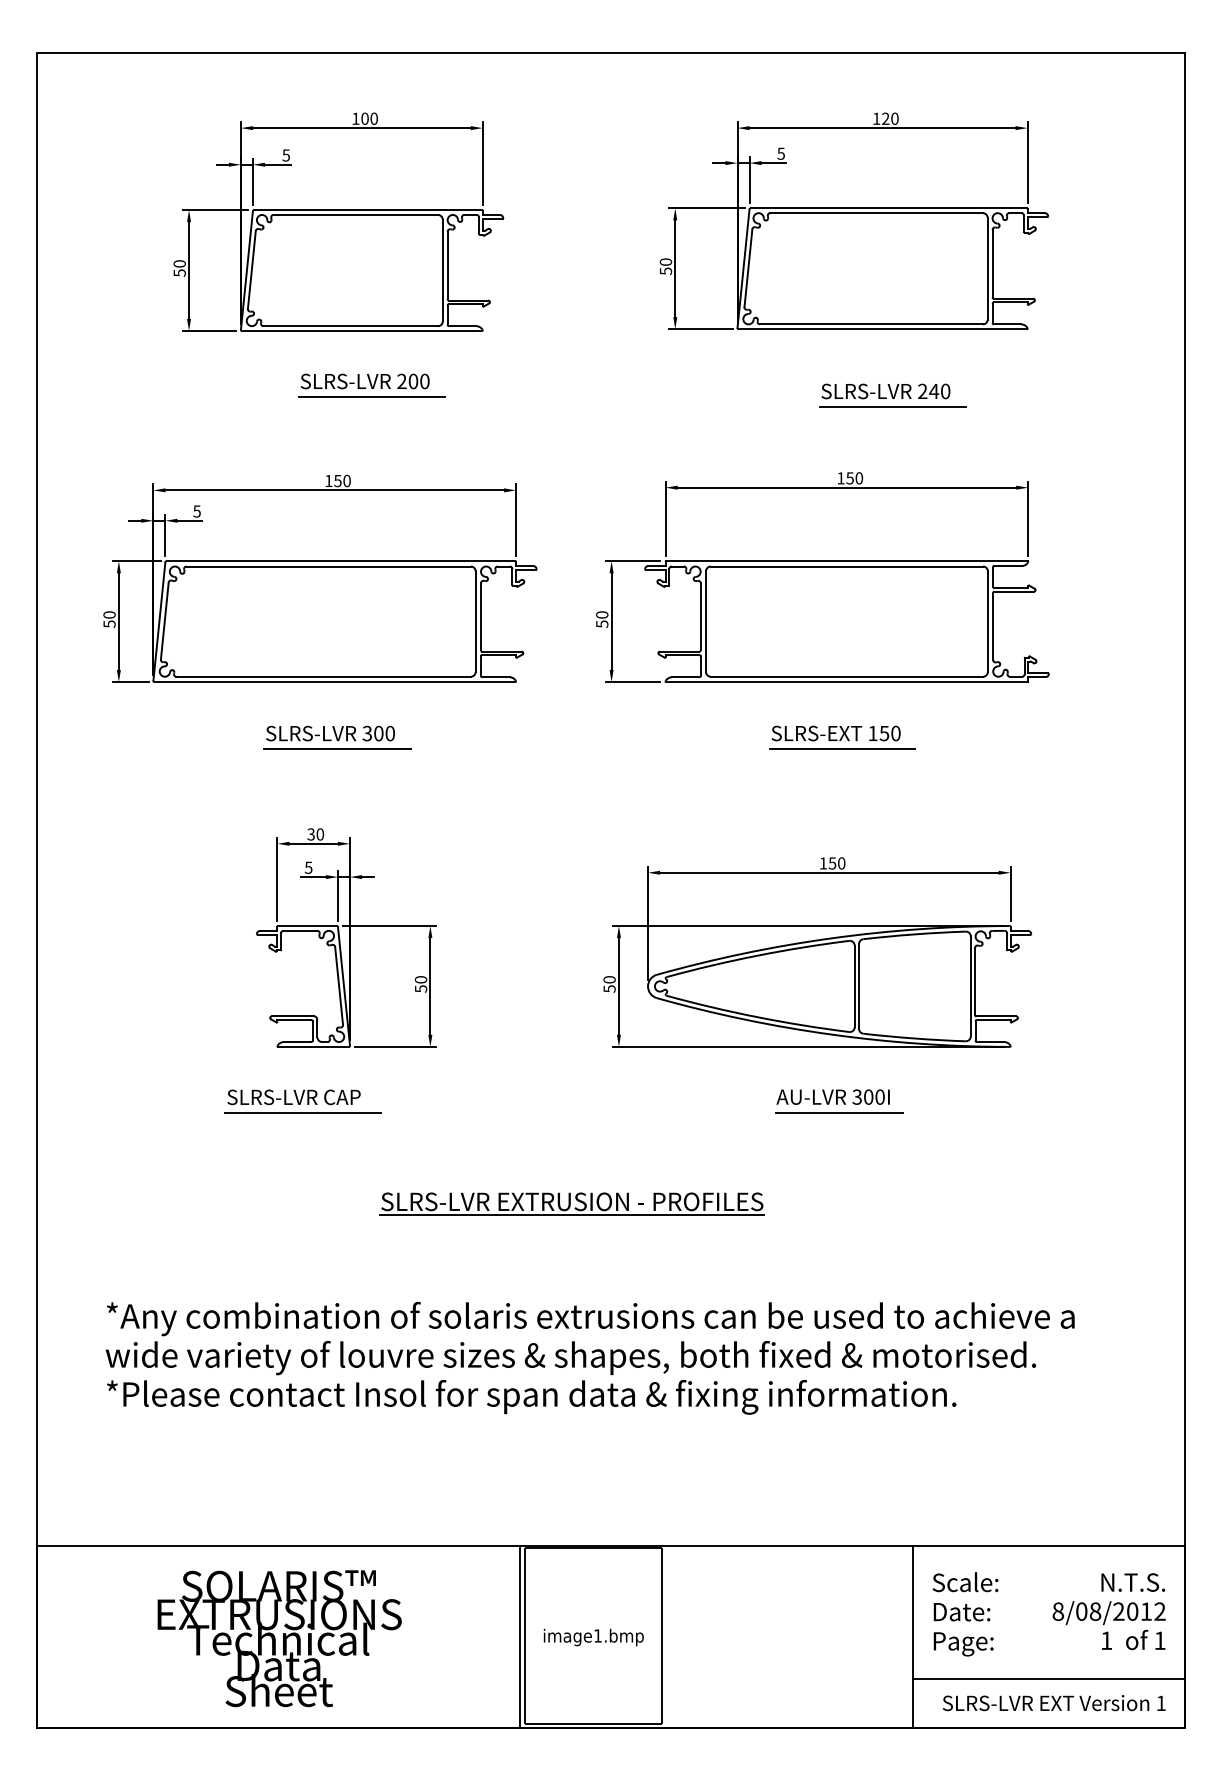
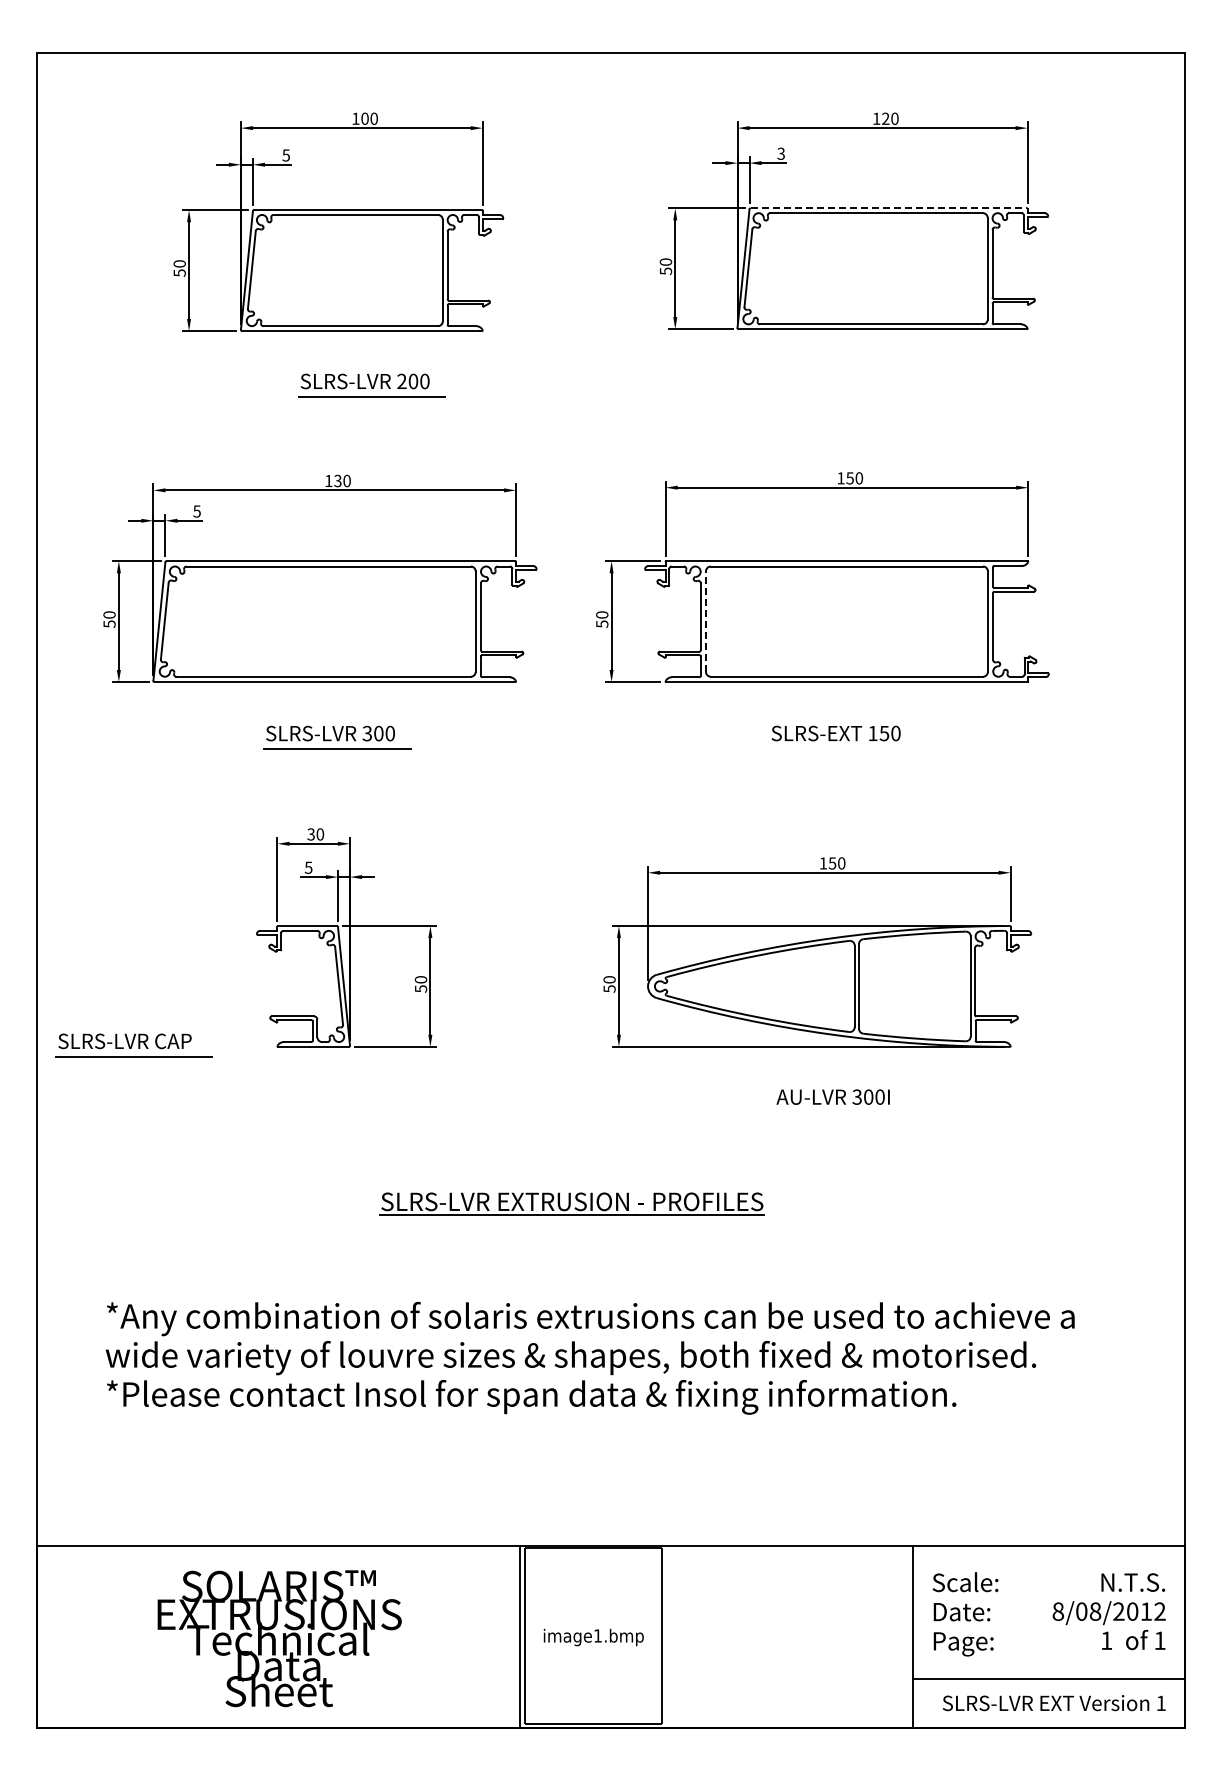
text: 5 -> 3 (781, 153)
line: solid -> dashed (889, 208)
part: present -> none (892, 395)
text: 150 -> 130 (337, 480)
line: solid -> dashed (706, 621)
line: present -> none (842, 748)
part position: (302, 1101) -> (133, 1045) (133, 1045)
line: present -> none (839, 1112)
